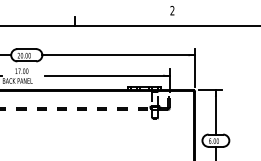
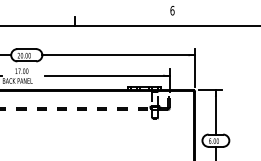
text: 2 -> 6 (172, 10)
